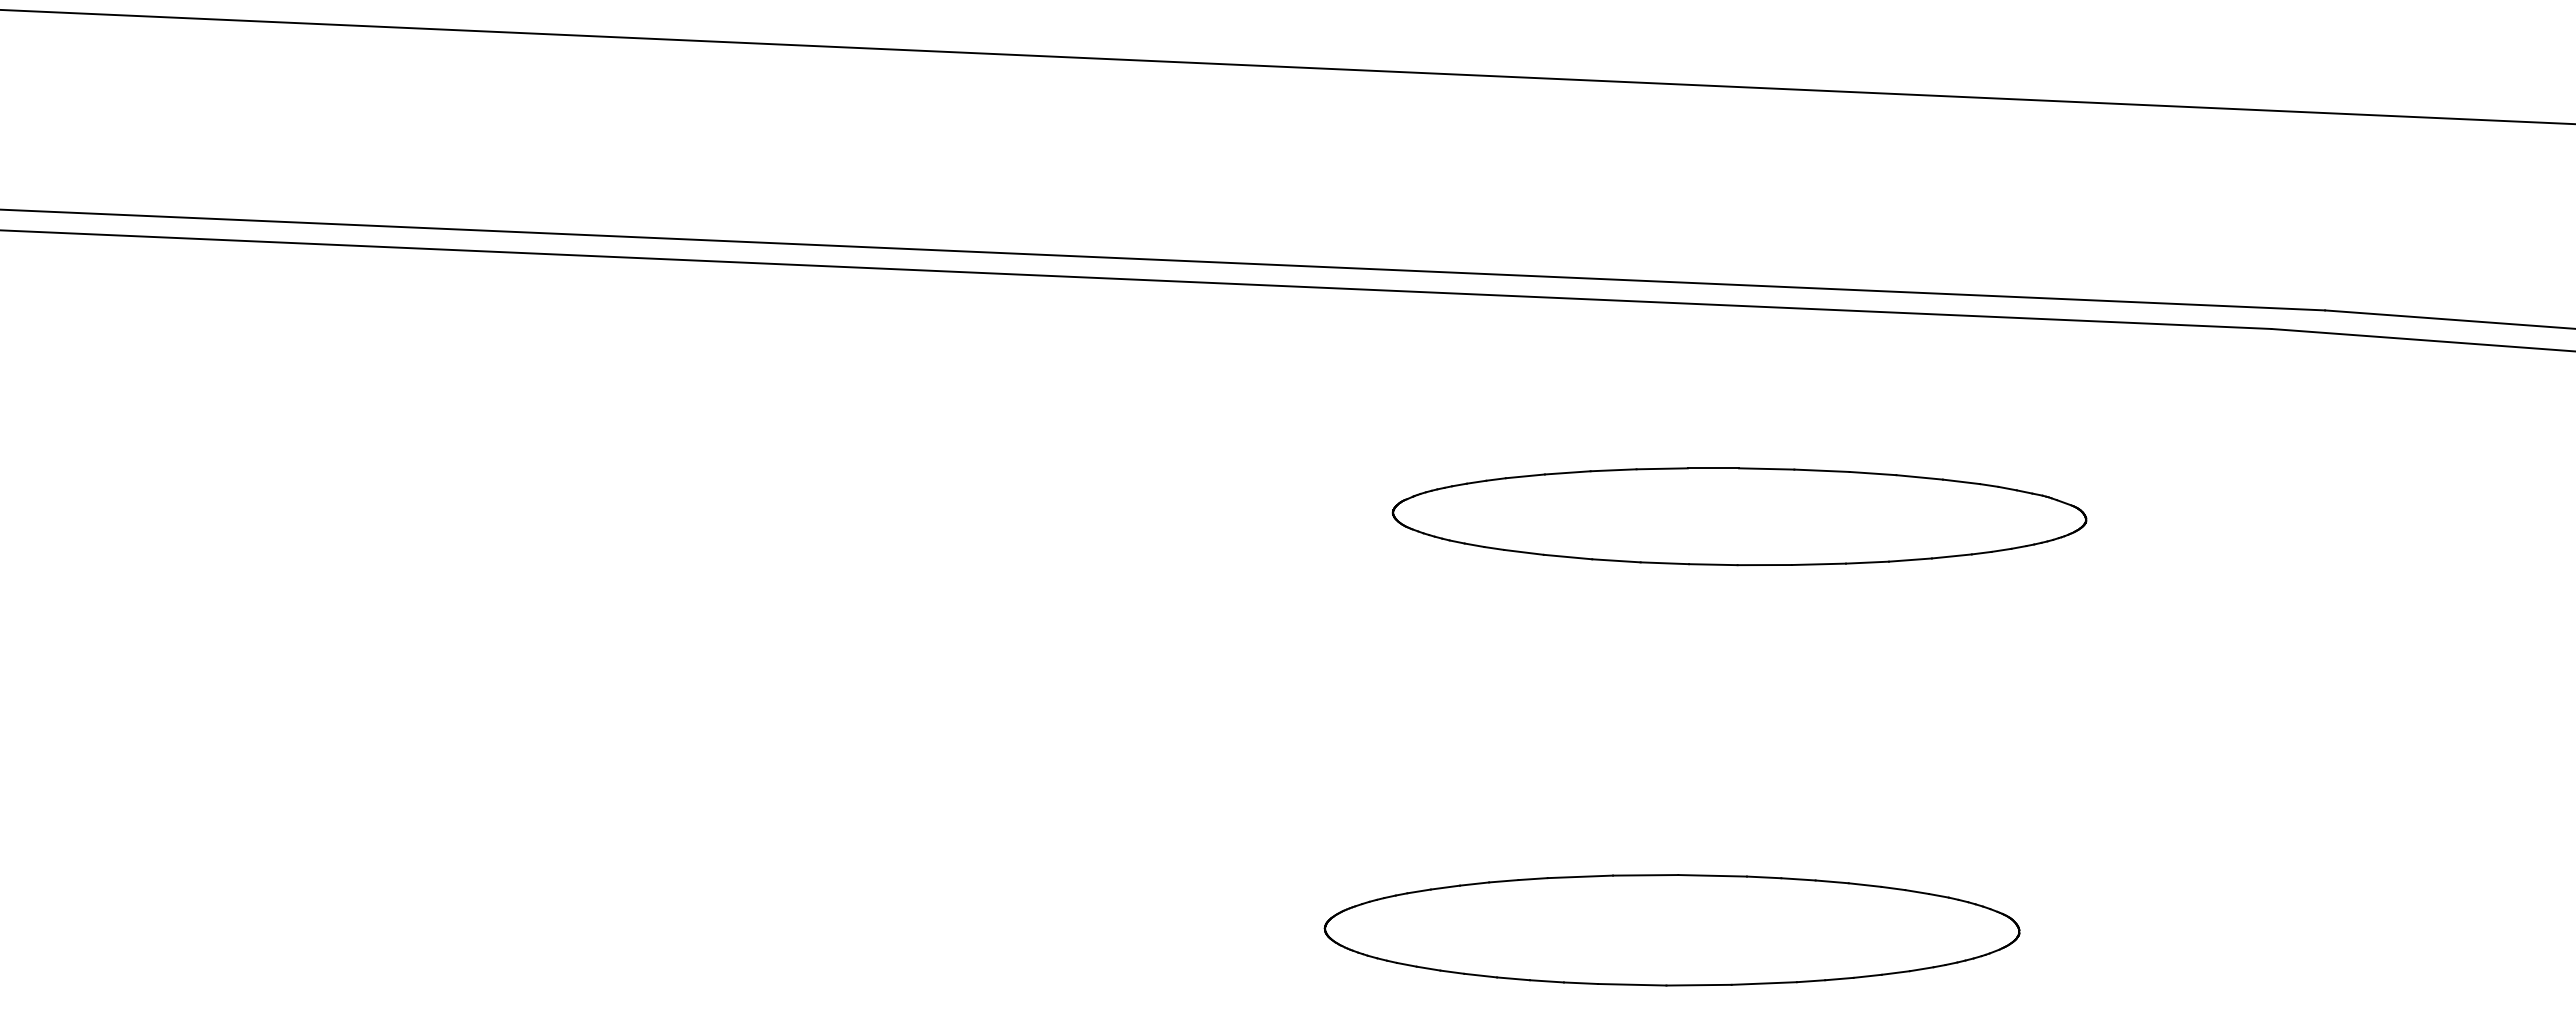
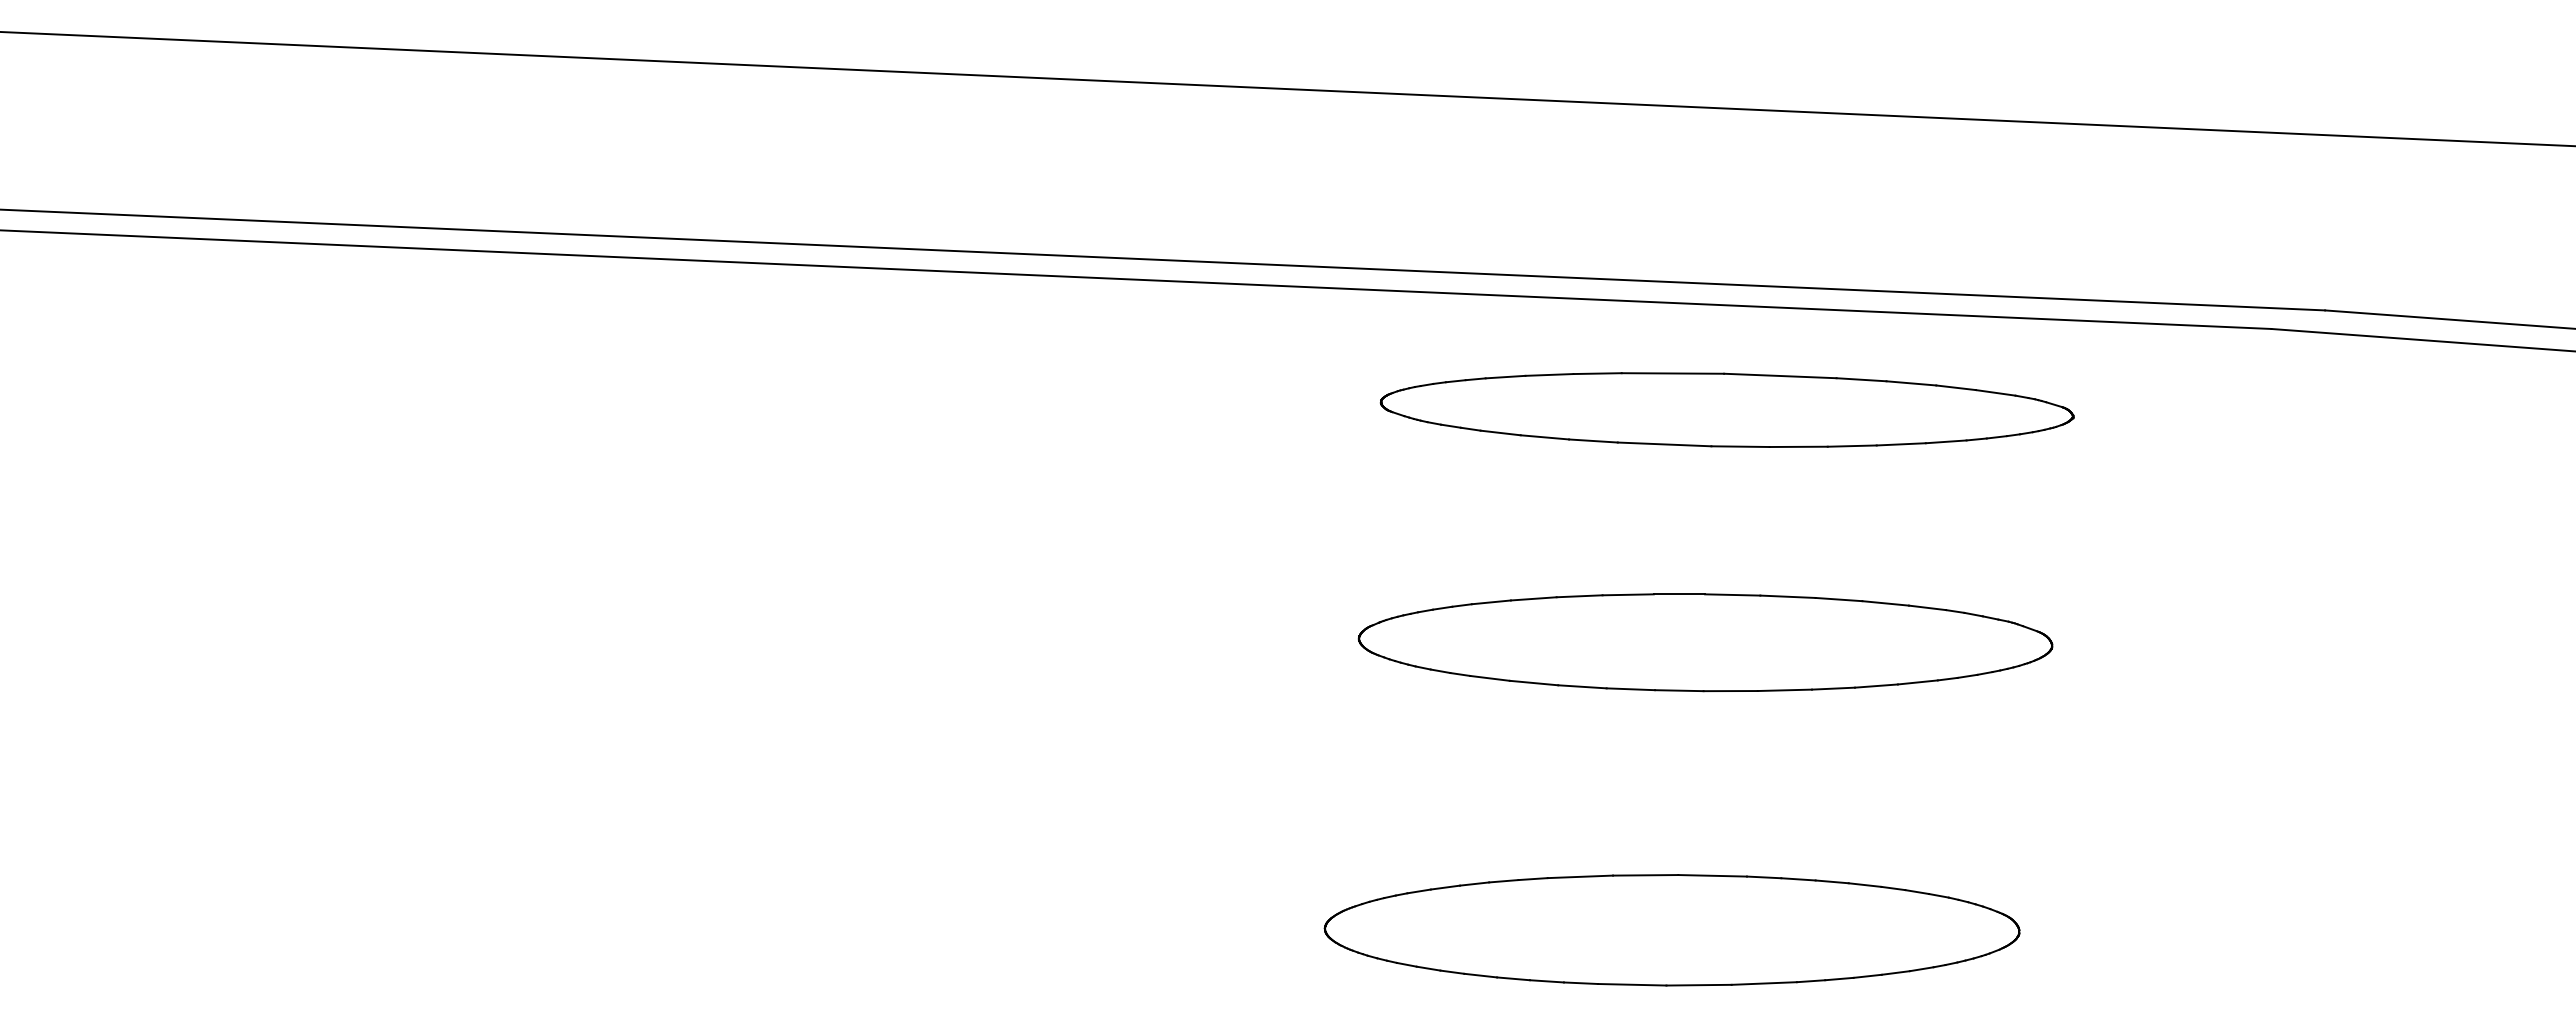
line position: (1287, 67) -> (1287, 89) (1287, 89)
part: none -> present (1726, 409)
part position: (1739, 516) -> (1705, 642) (1705, 642)
